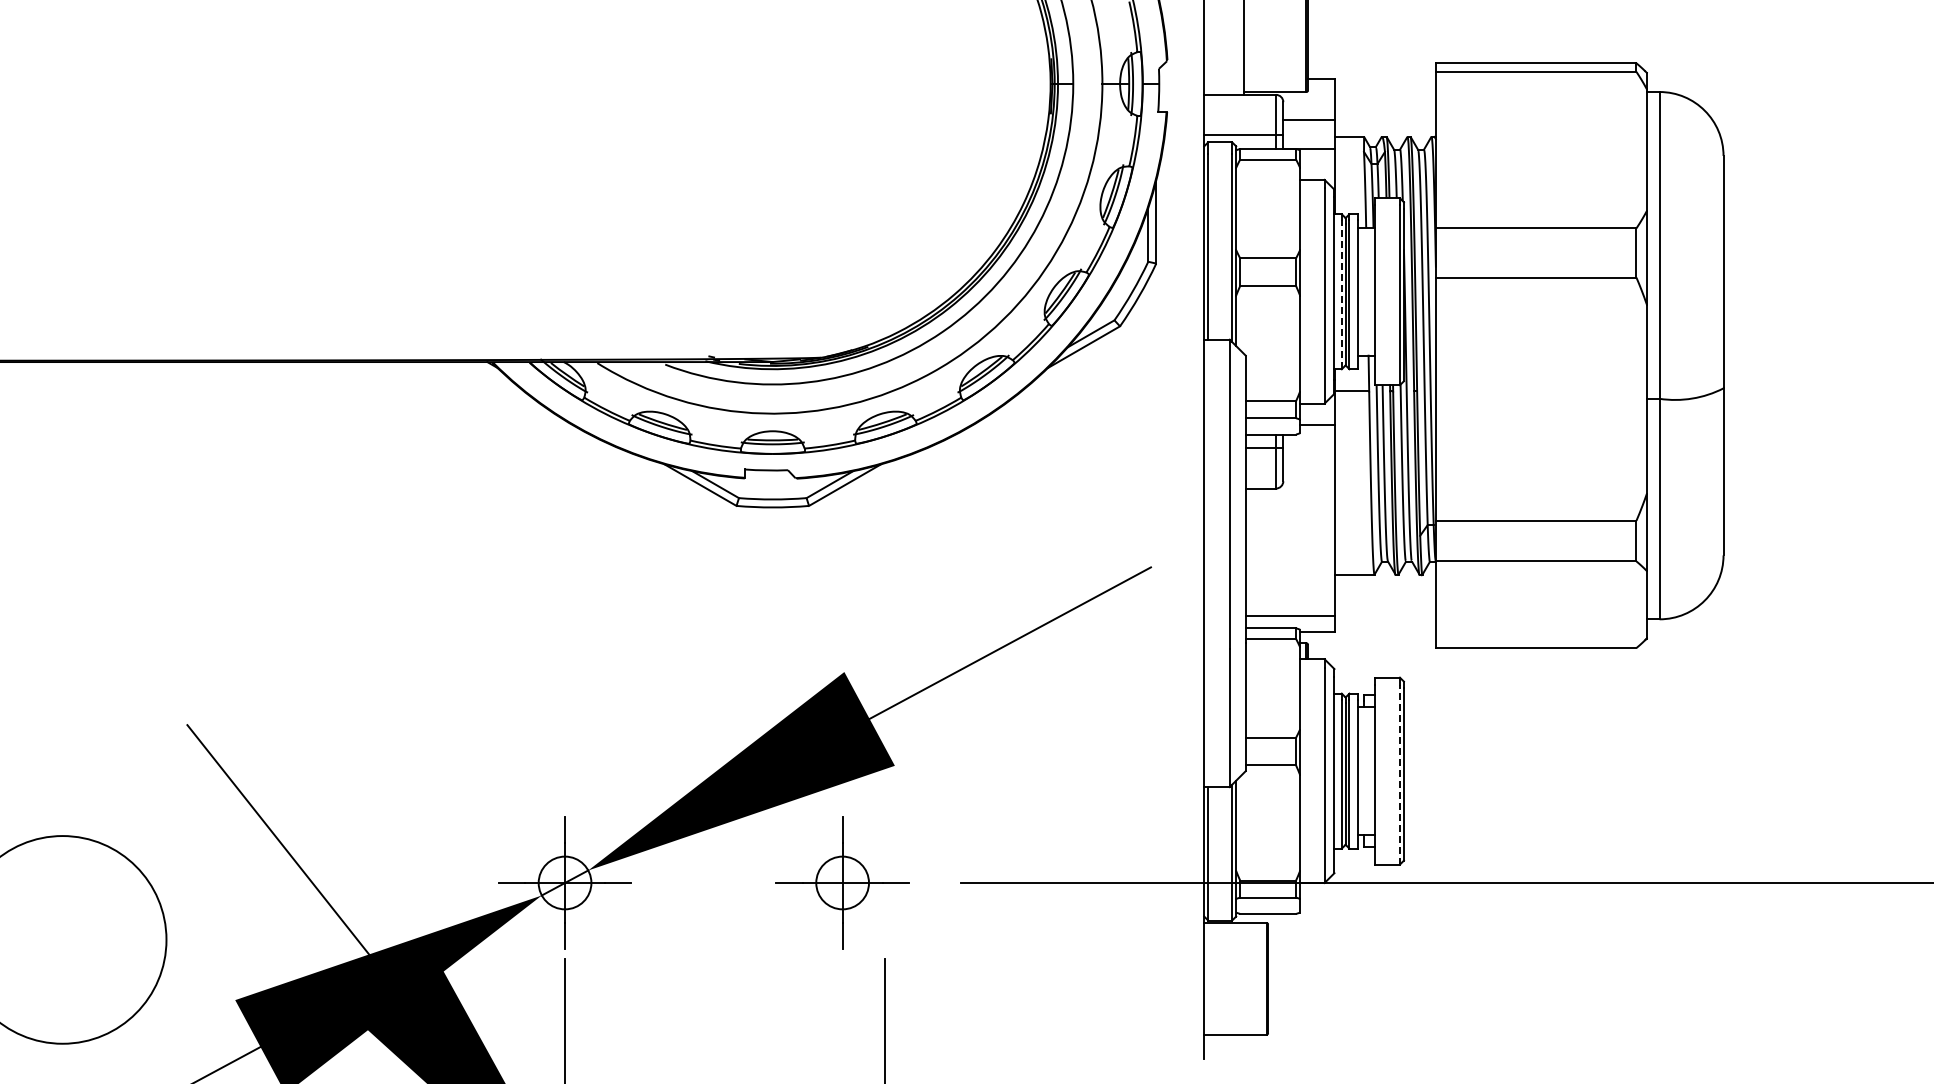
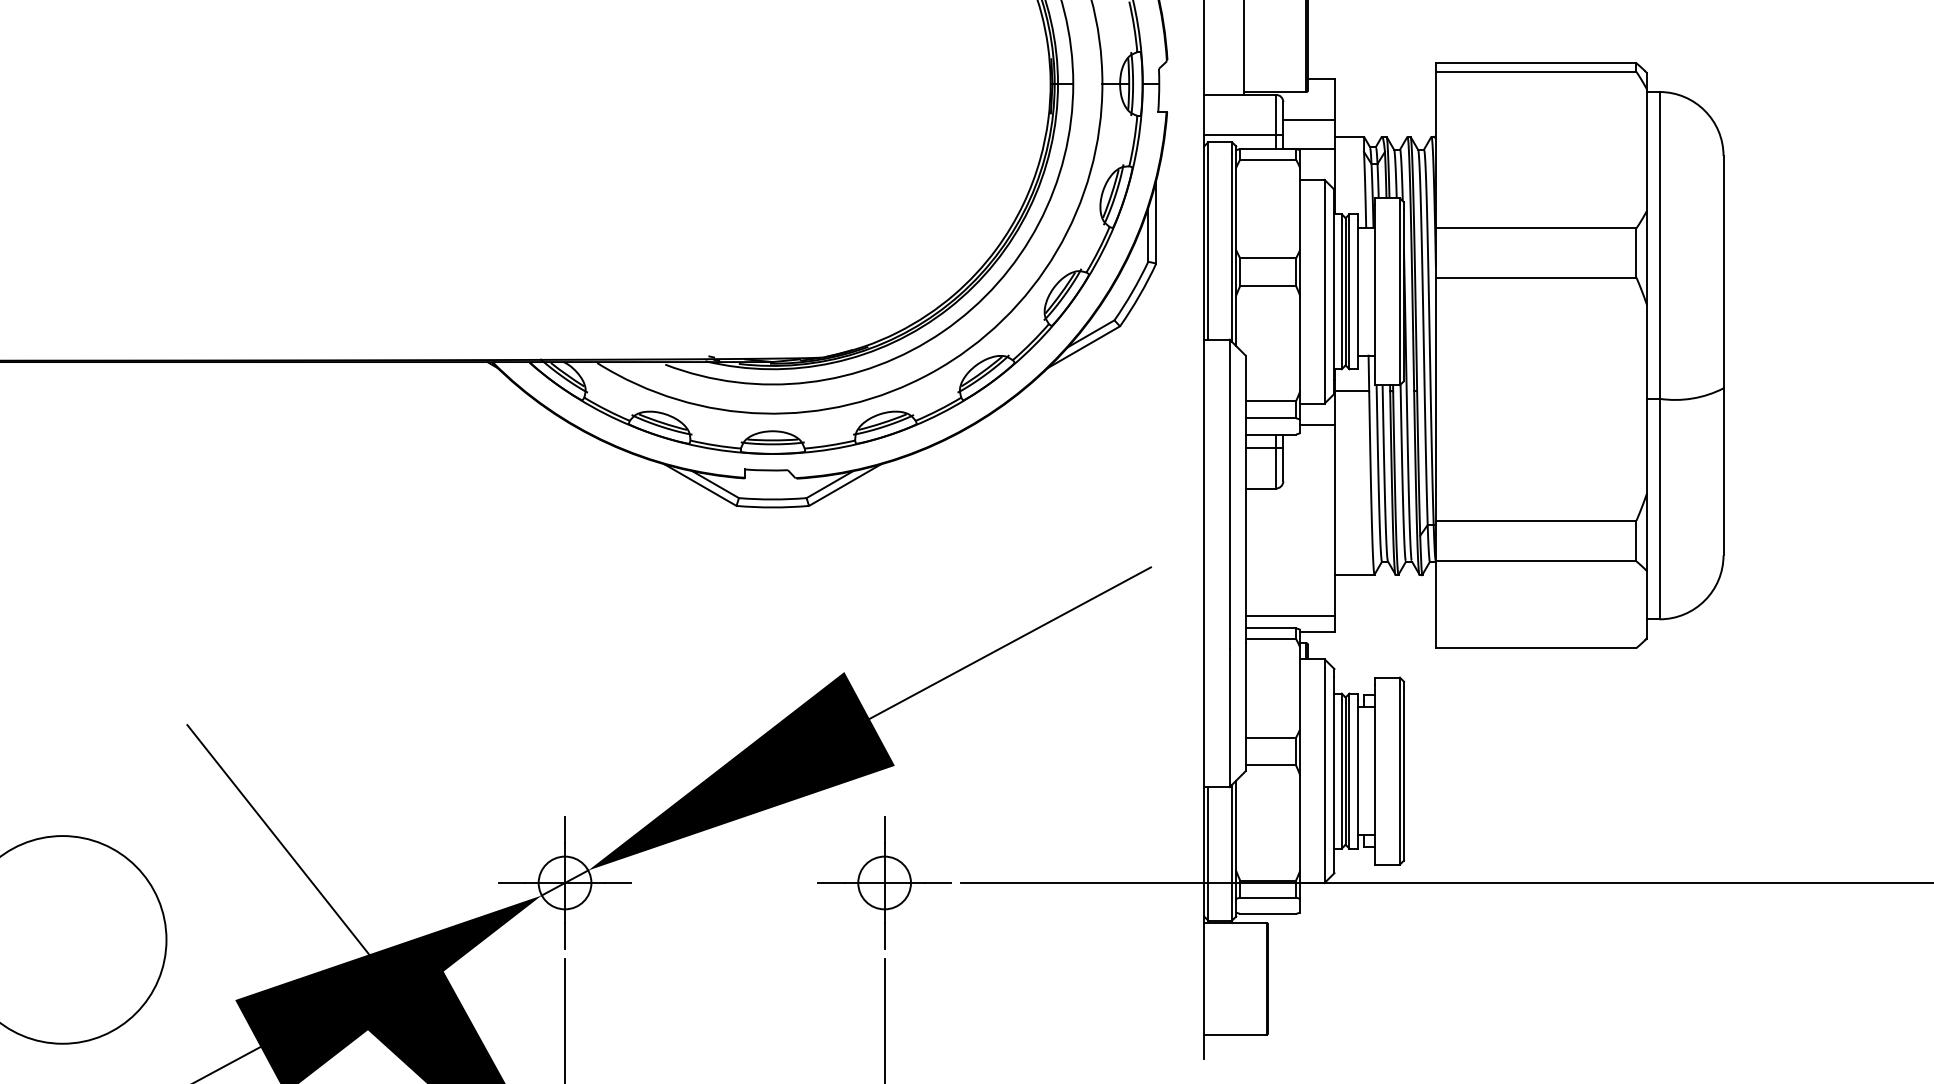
line: dashed -> solid (1341, 294)
line: dashed -> solid (1399, 774)
part position: (842, 882) -> (884, 882) (884, 882)
